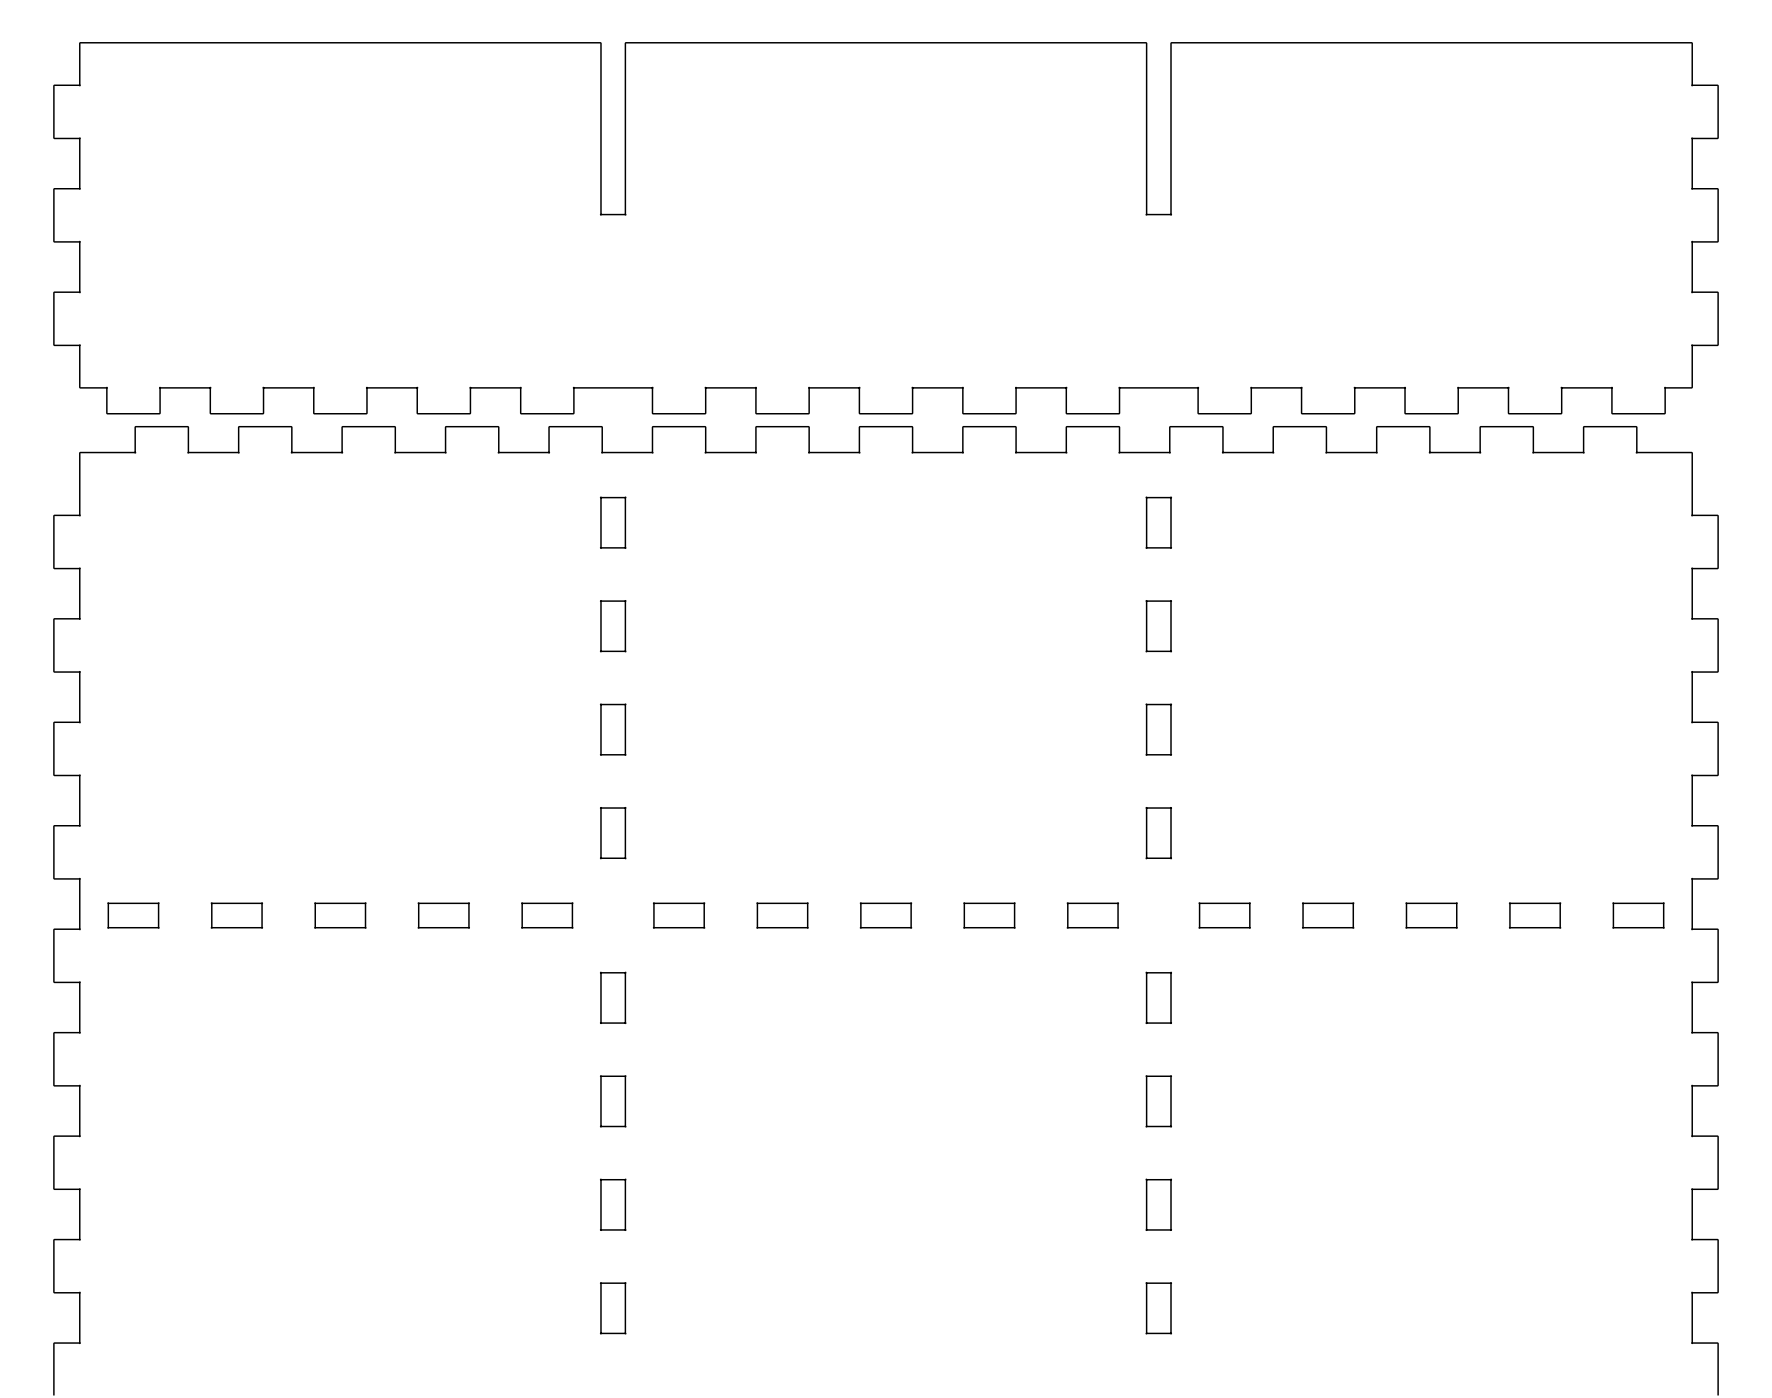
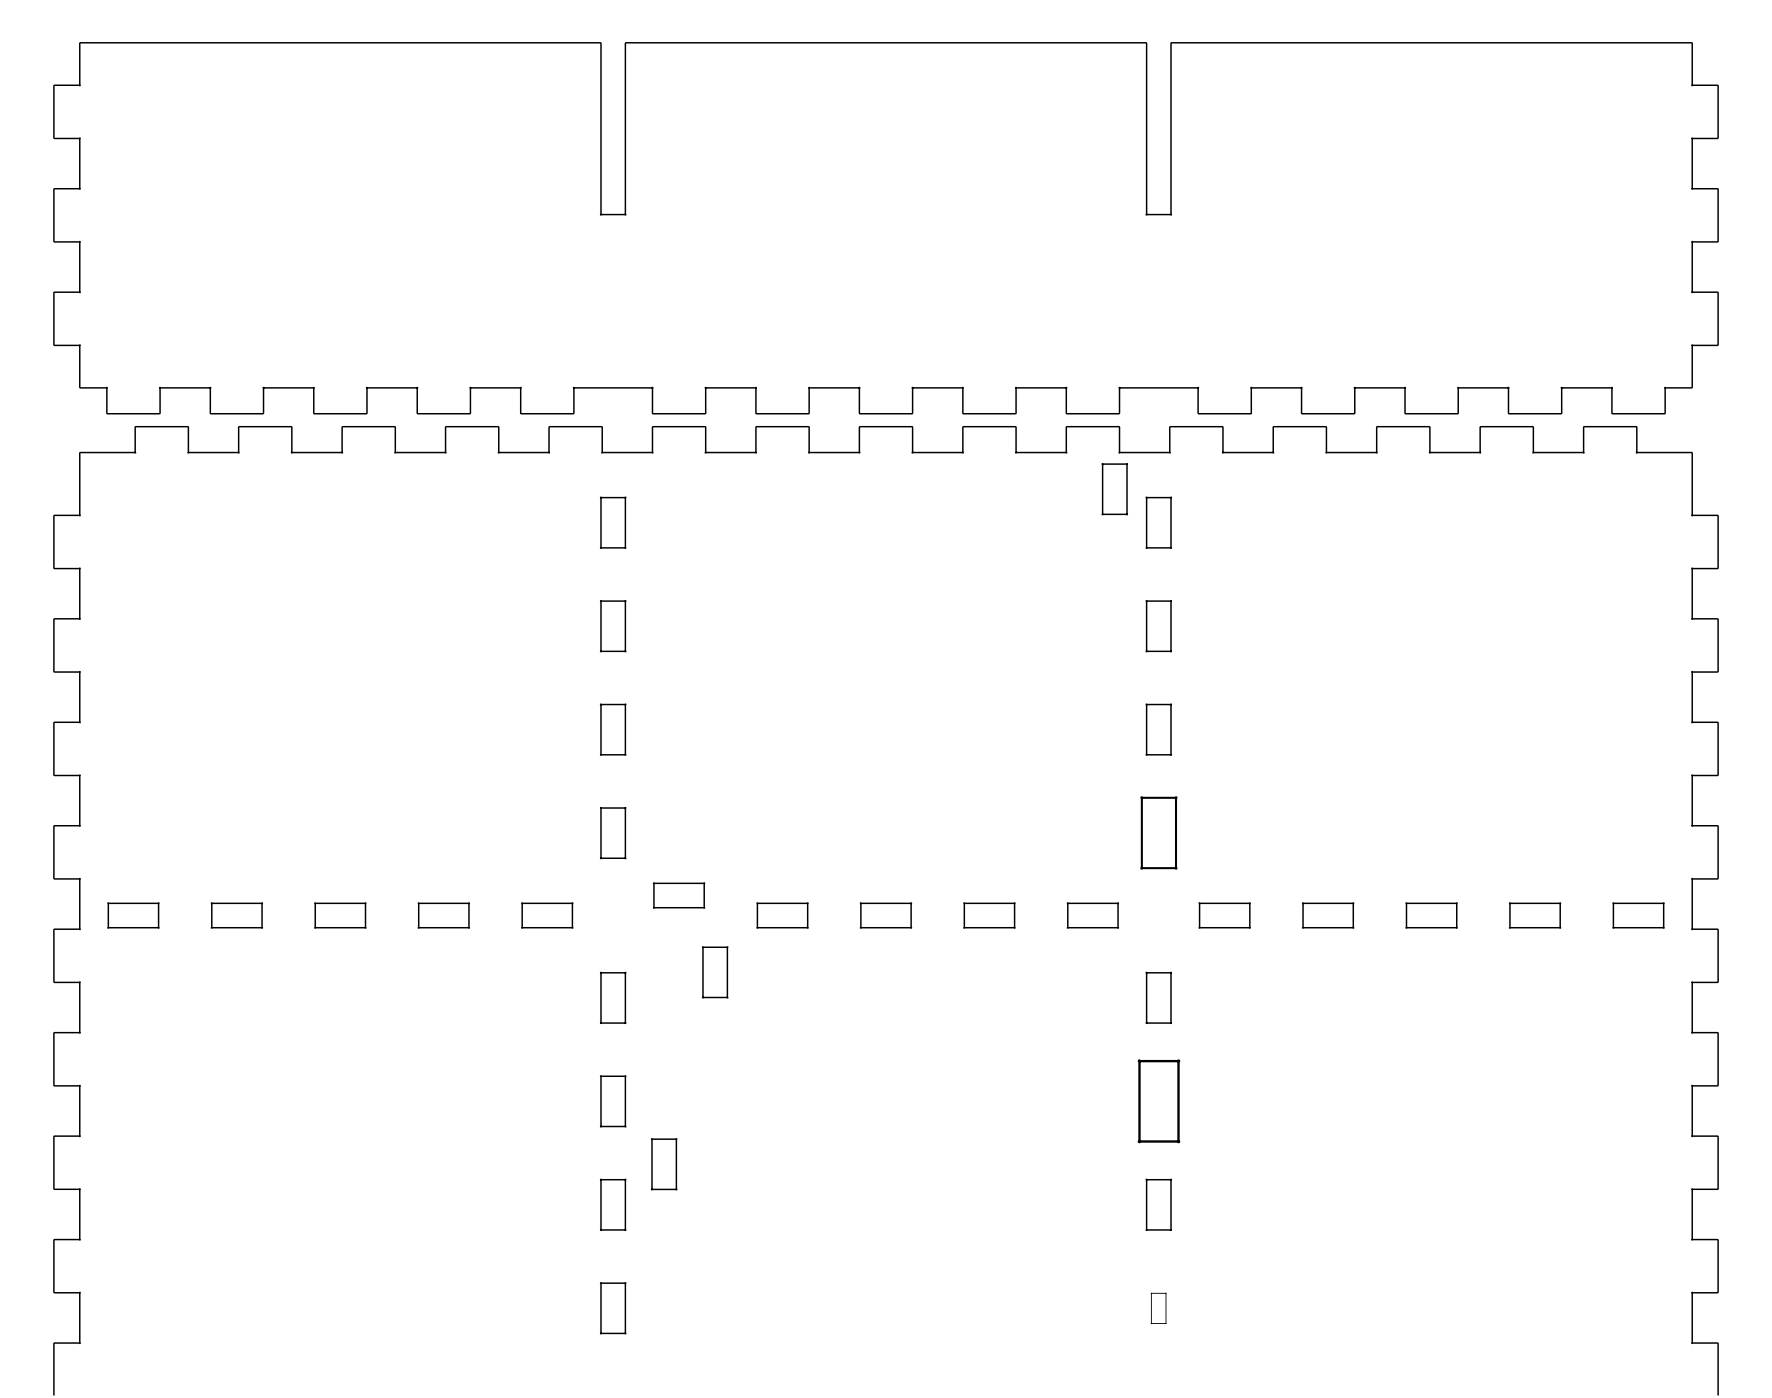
part: none -> present (1114, 489)
part size: 27x53 px -> 38x74 px (1158, 832)
part position: (679, 915) -> (679, 895) (679, 895)
part: none -> present (715, 972)
part size: 27x53 px -> 44x85 px (1158, 1101)
part: none -> present (664, 1164)
part size: 27x53 px -> 17x32 px (1158, 1307)
